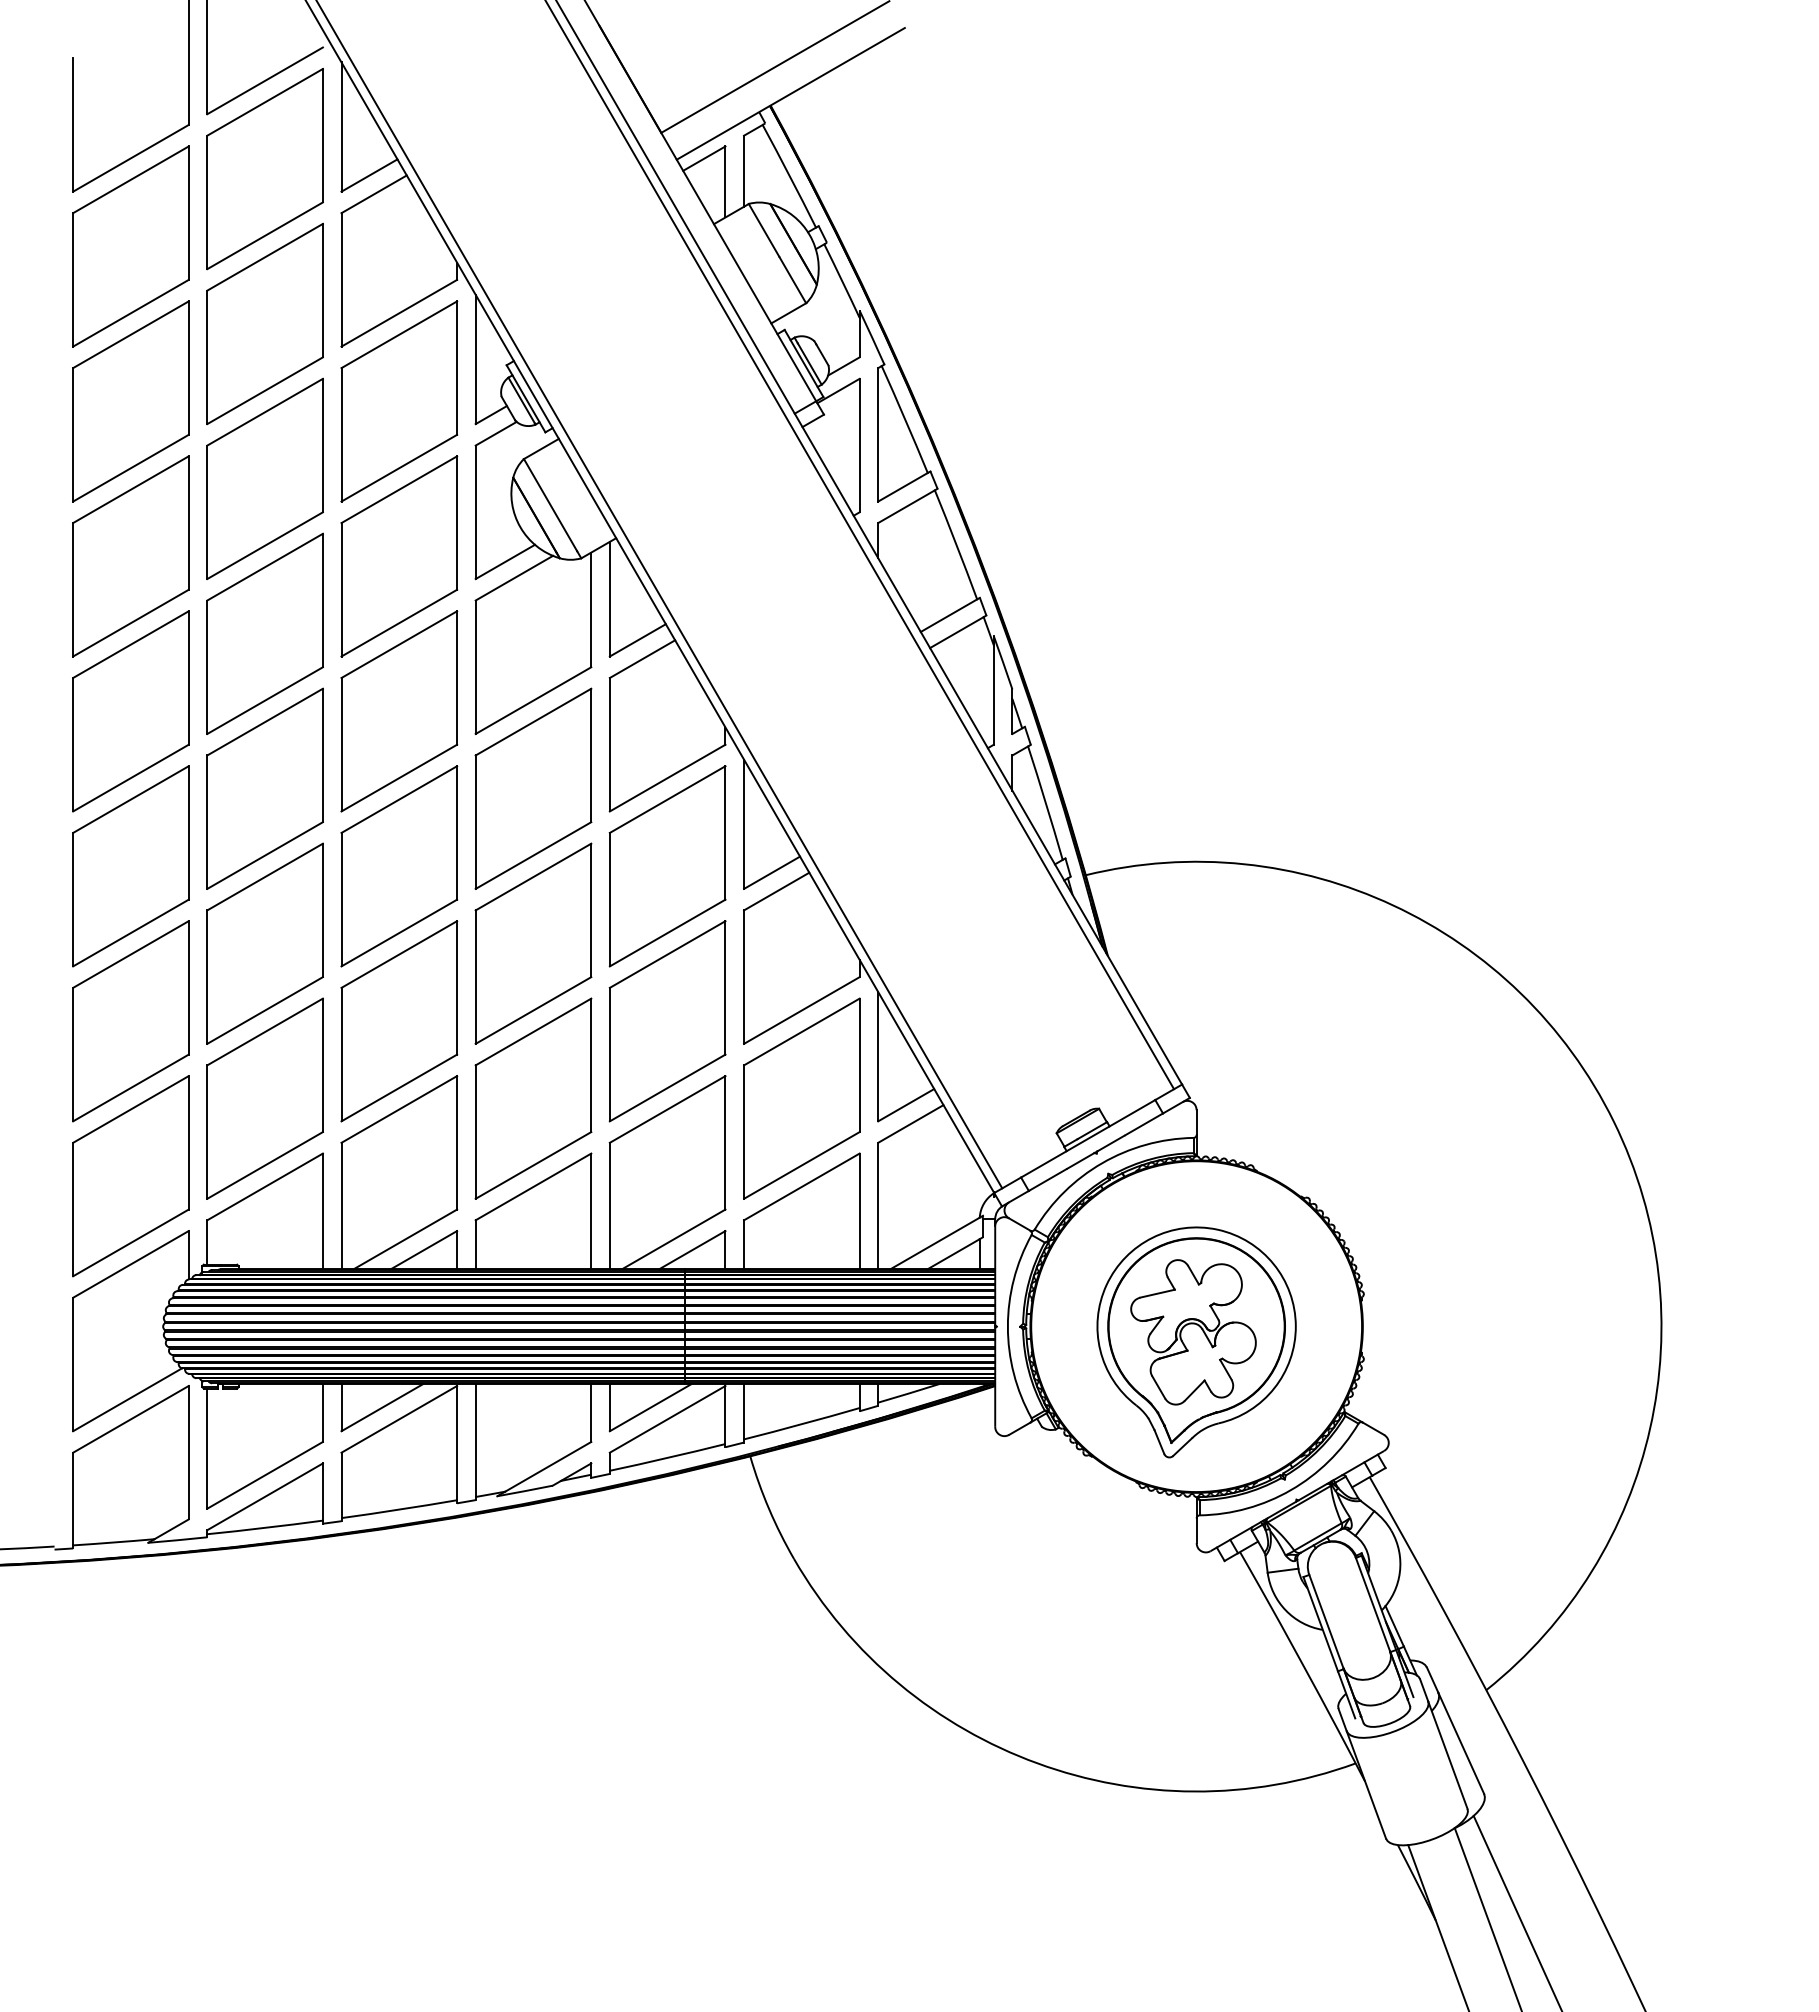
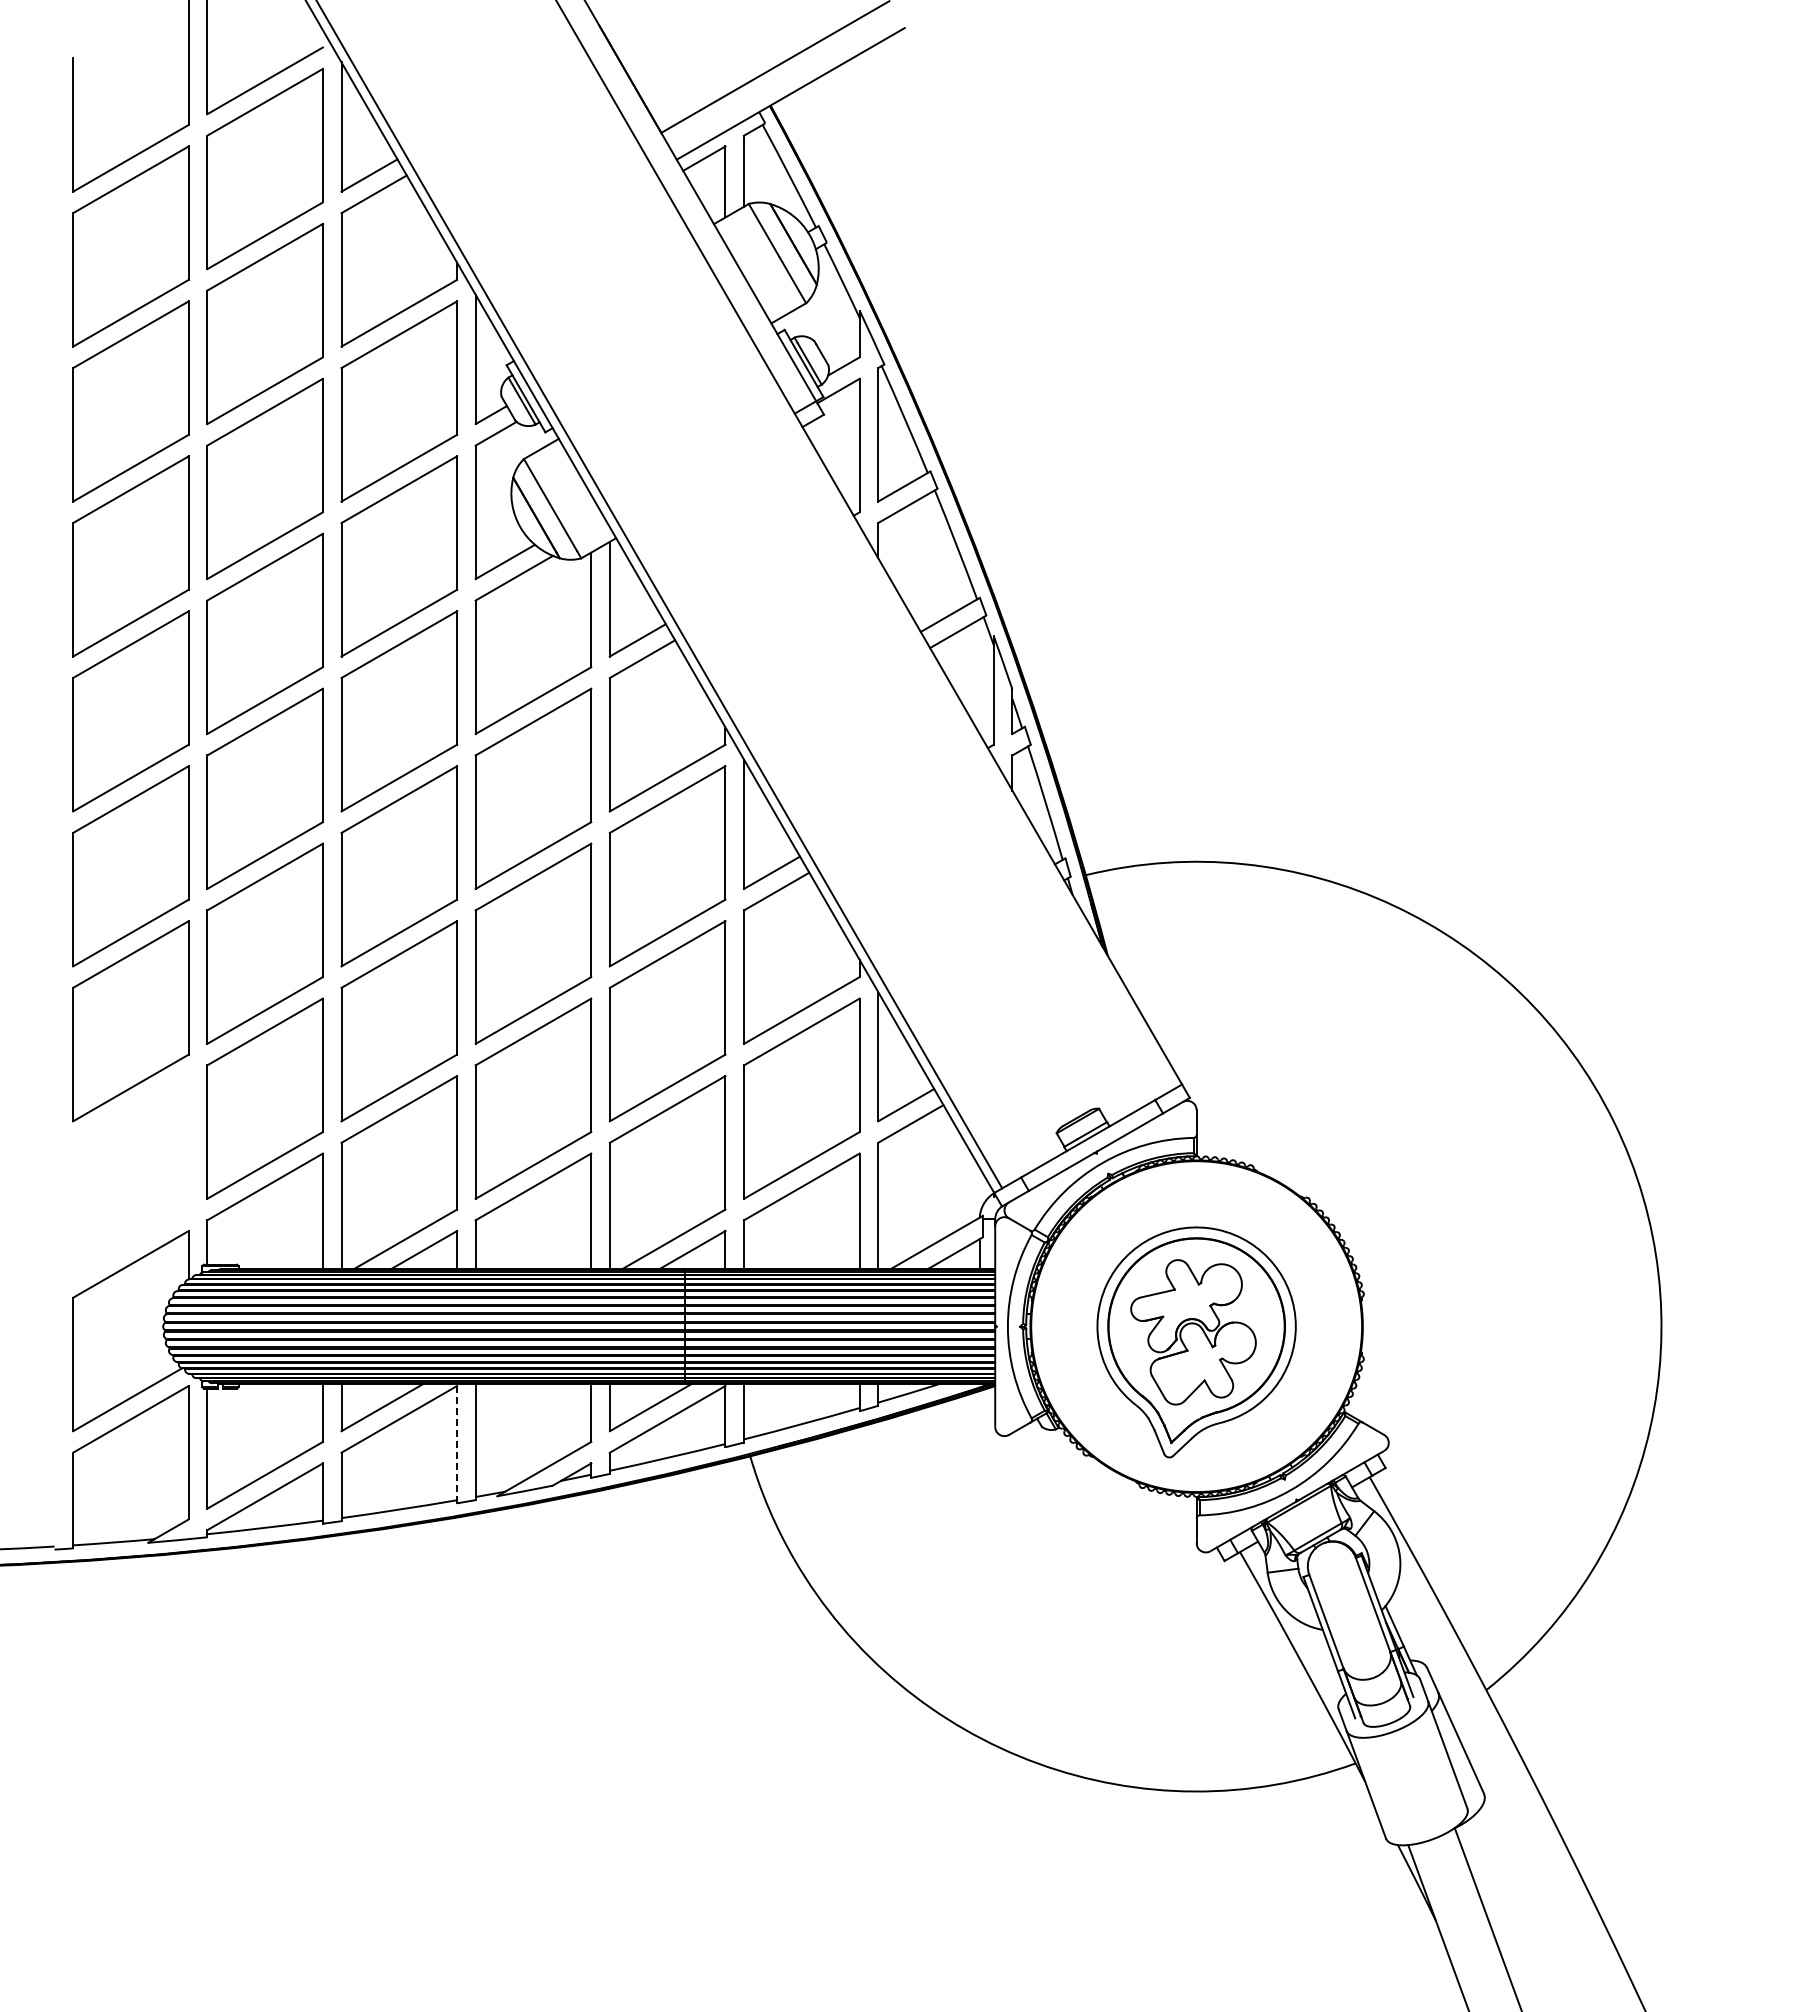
line: present -> none (860, 545)
part: present -> none (130, 1176)
line: solid -> dashed (457, 1443)
line: present -> none (1516, 1911)
